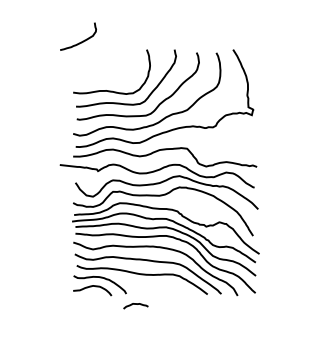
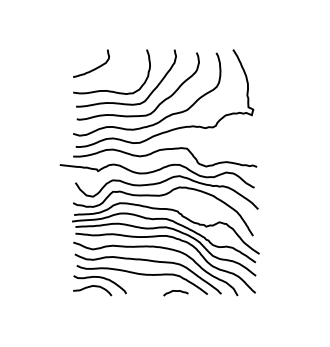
curve position: (82, 40) -> (95, 67) (95, 67)
curve position: (135, 304) -> (175, 291) (175, 291)
